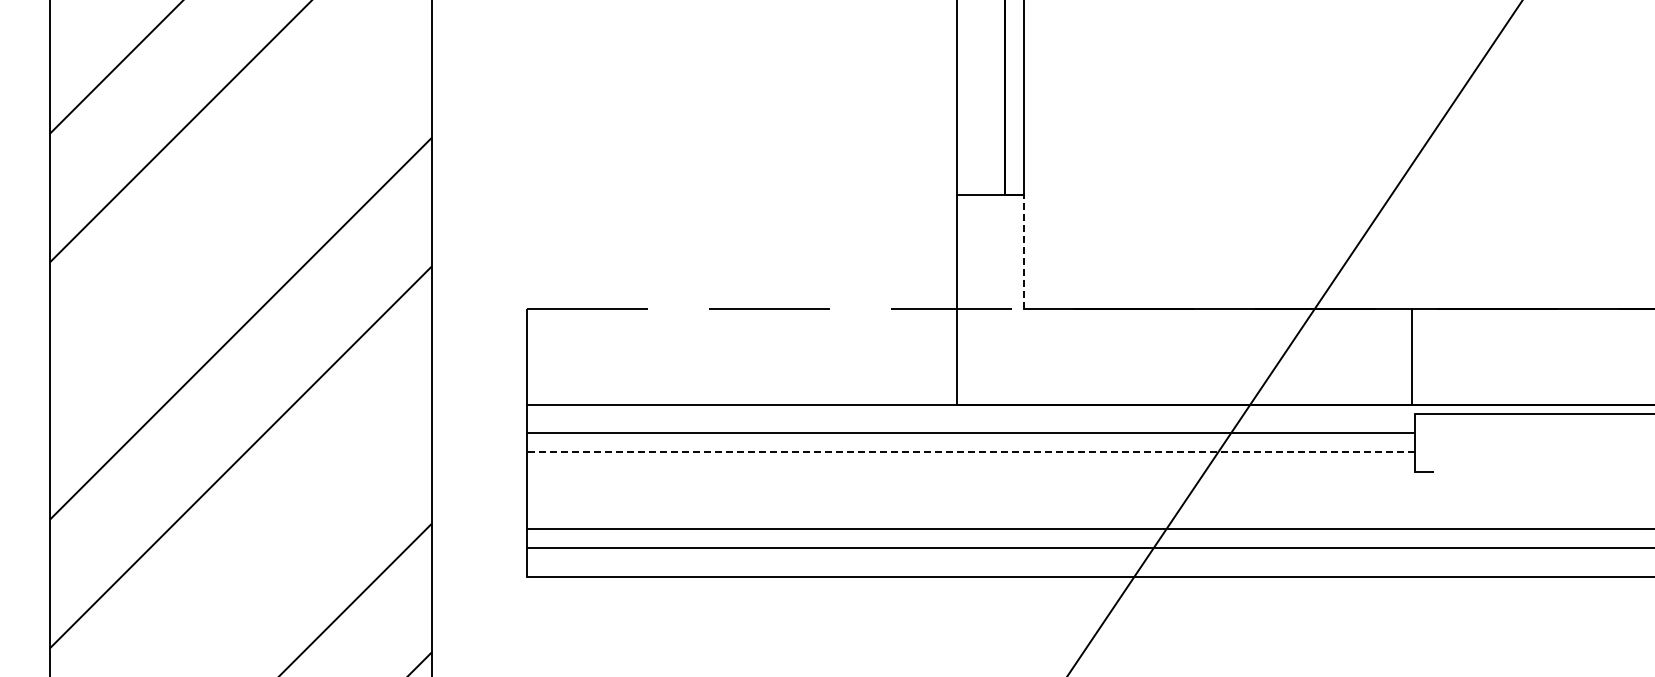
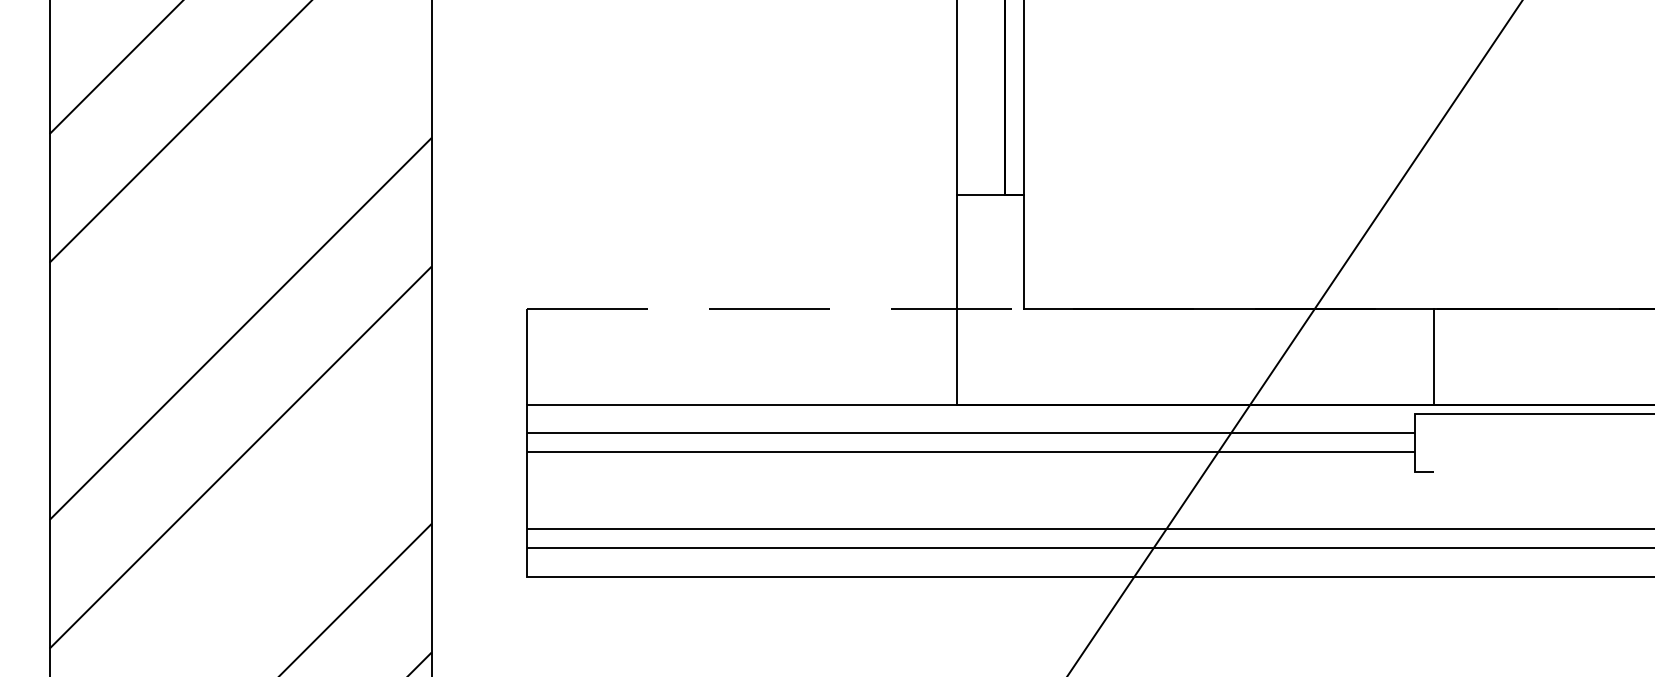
line: dashed -> solid (1023, 251)
line position: (1412, 356) -> (1434, 356) (1434, 356)
line: dashed -> solid (970, 452)
